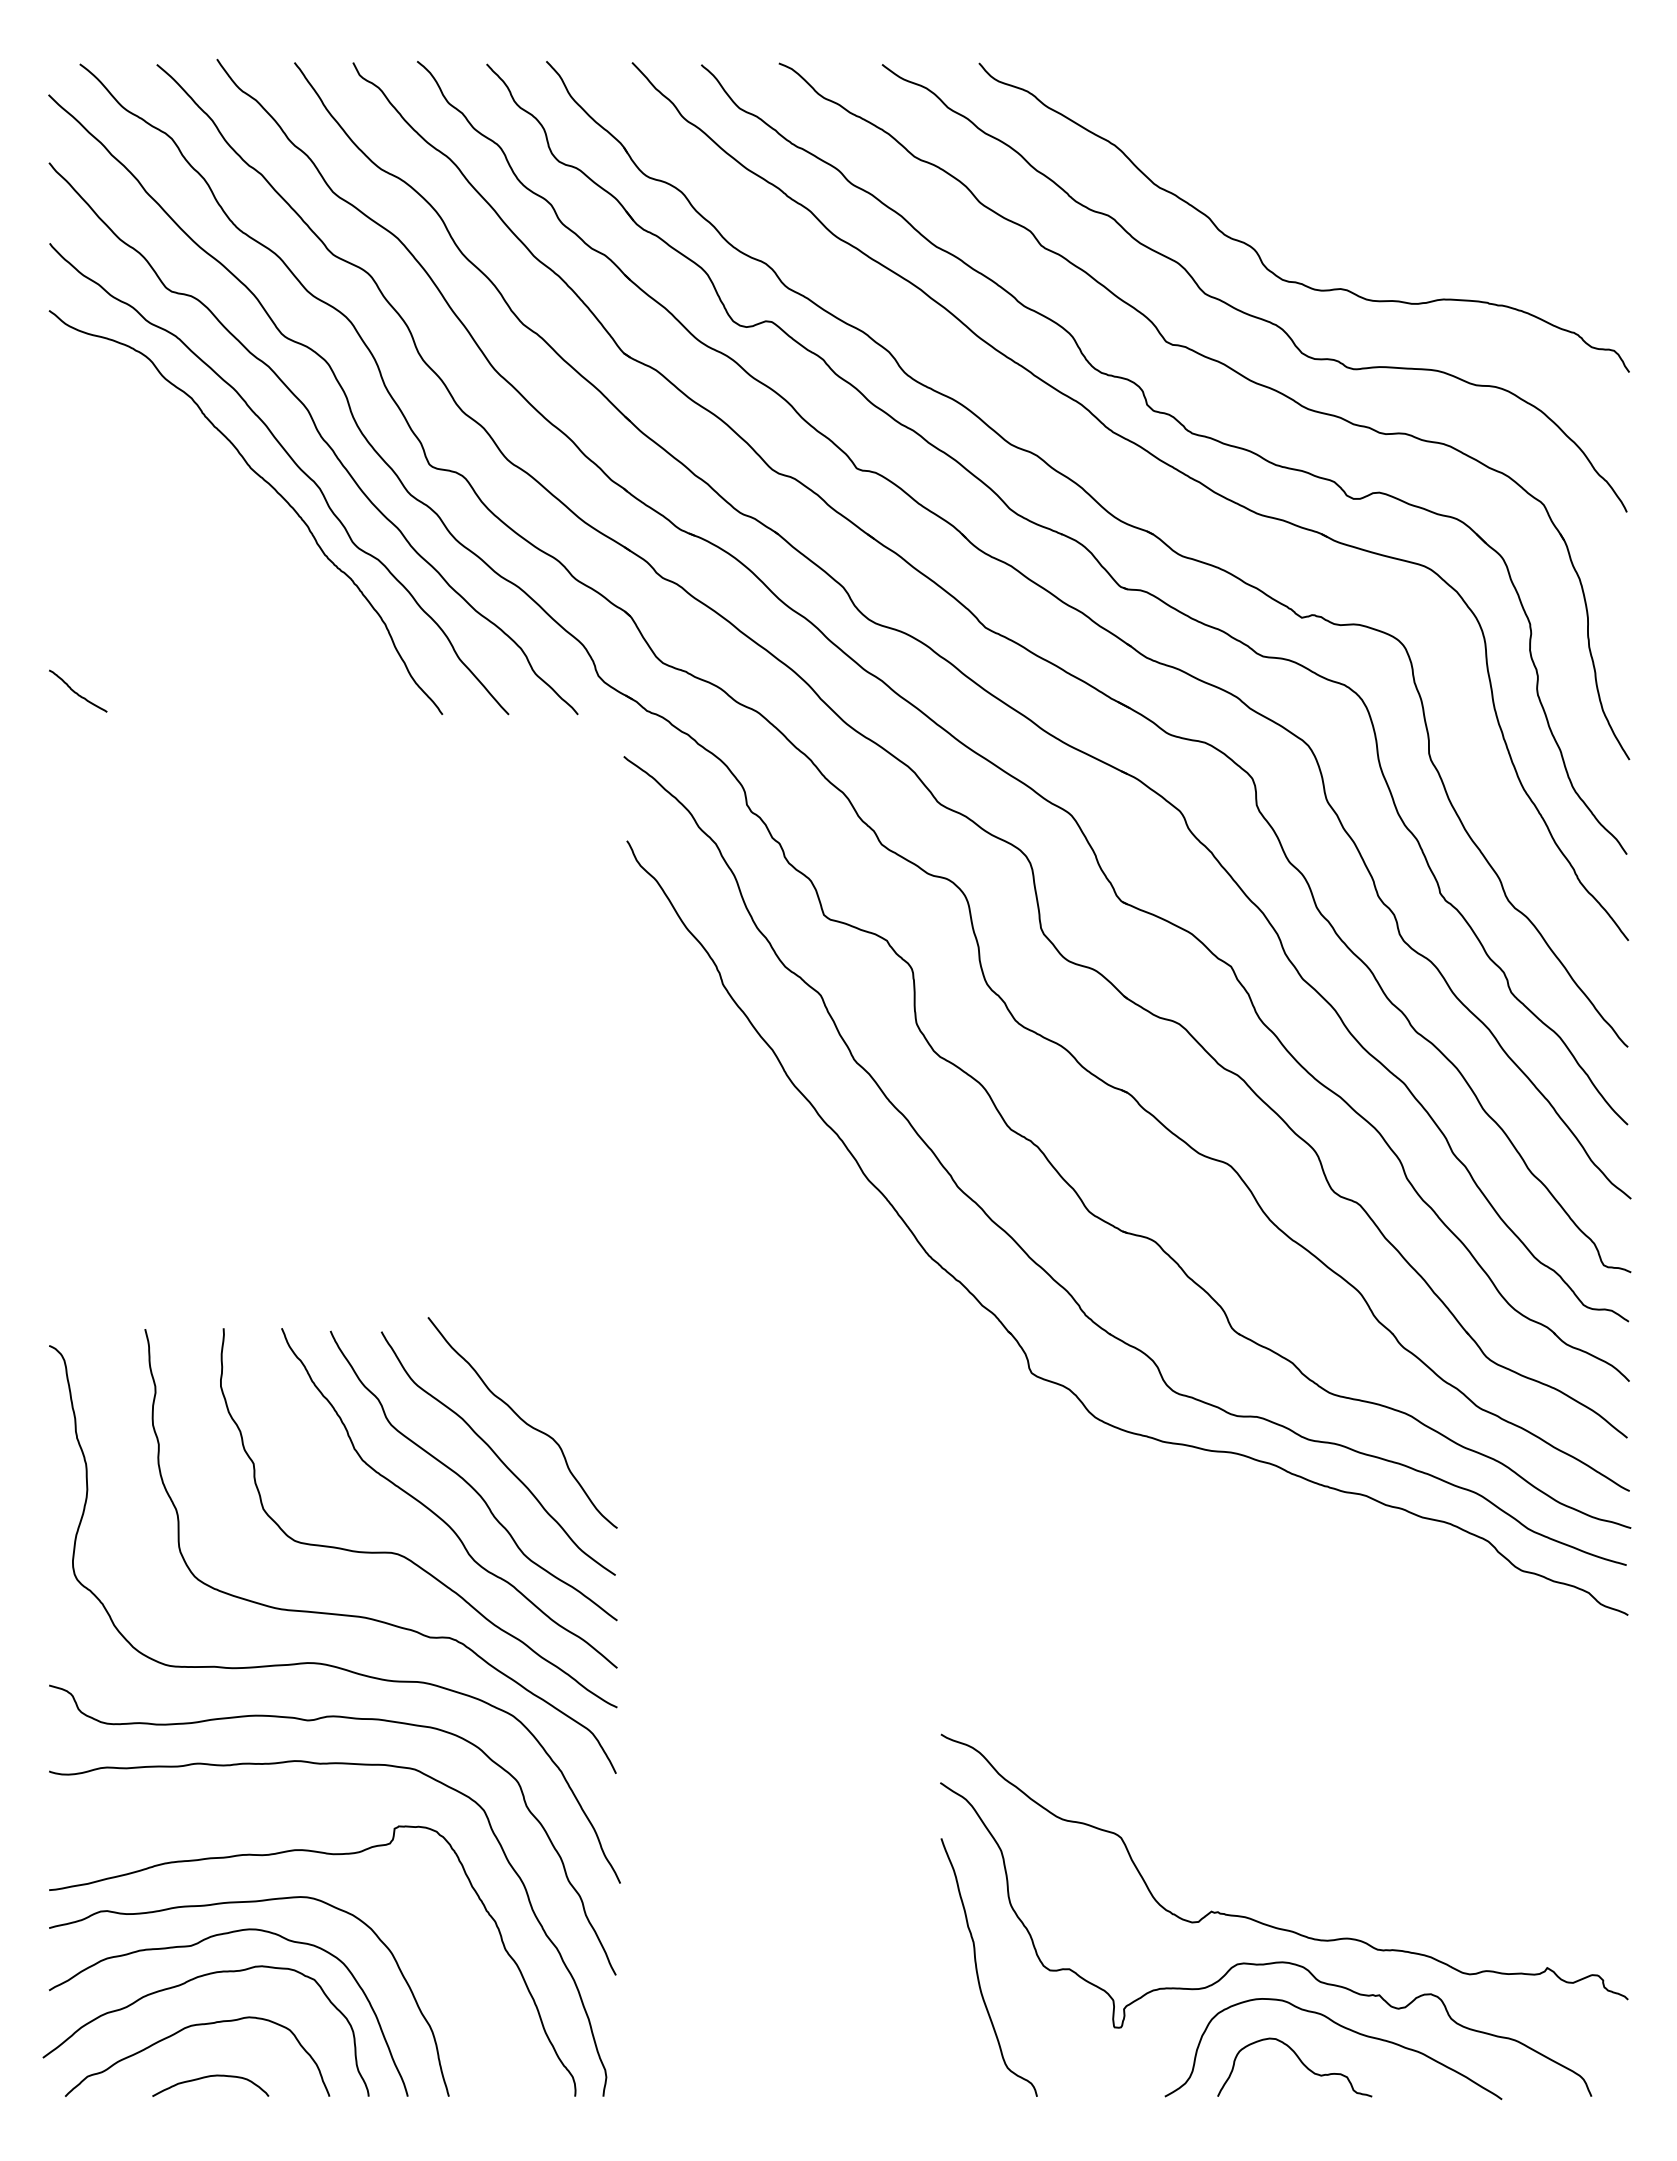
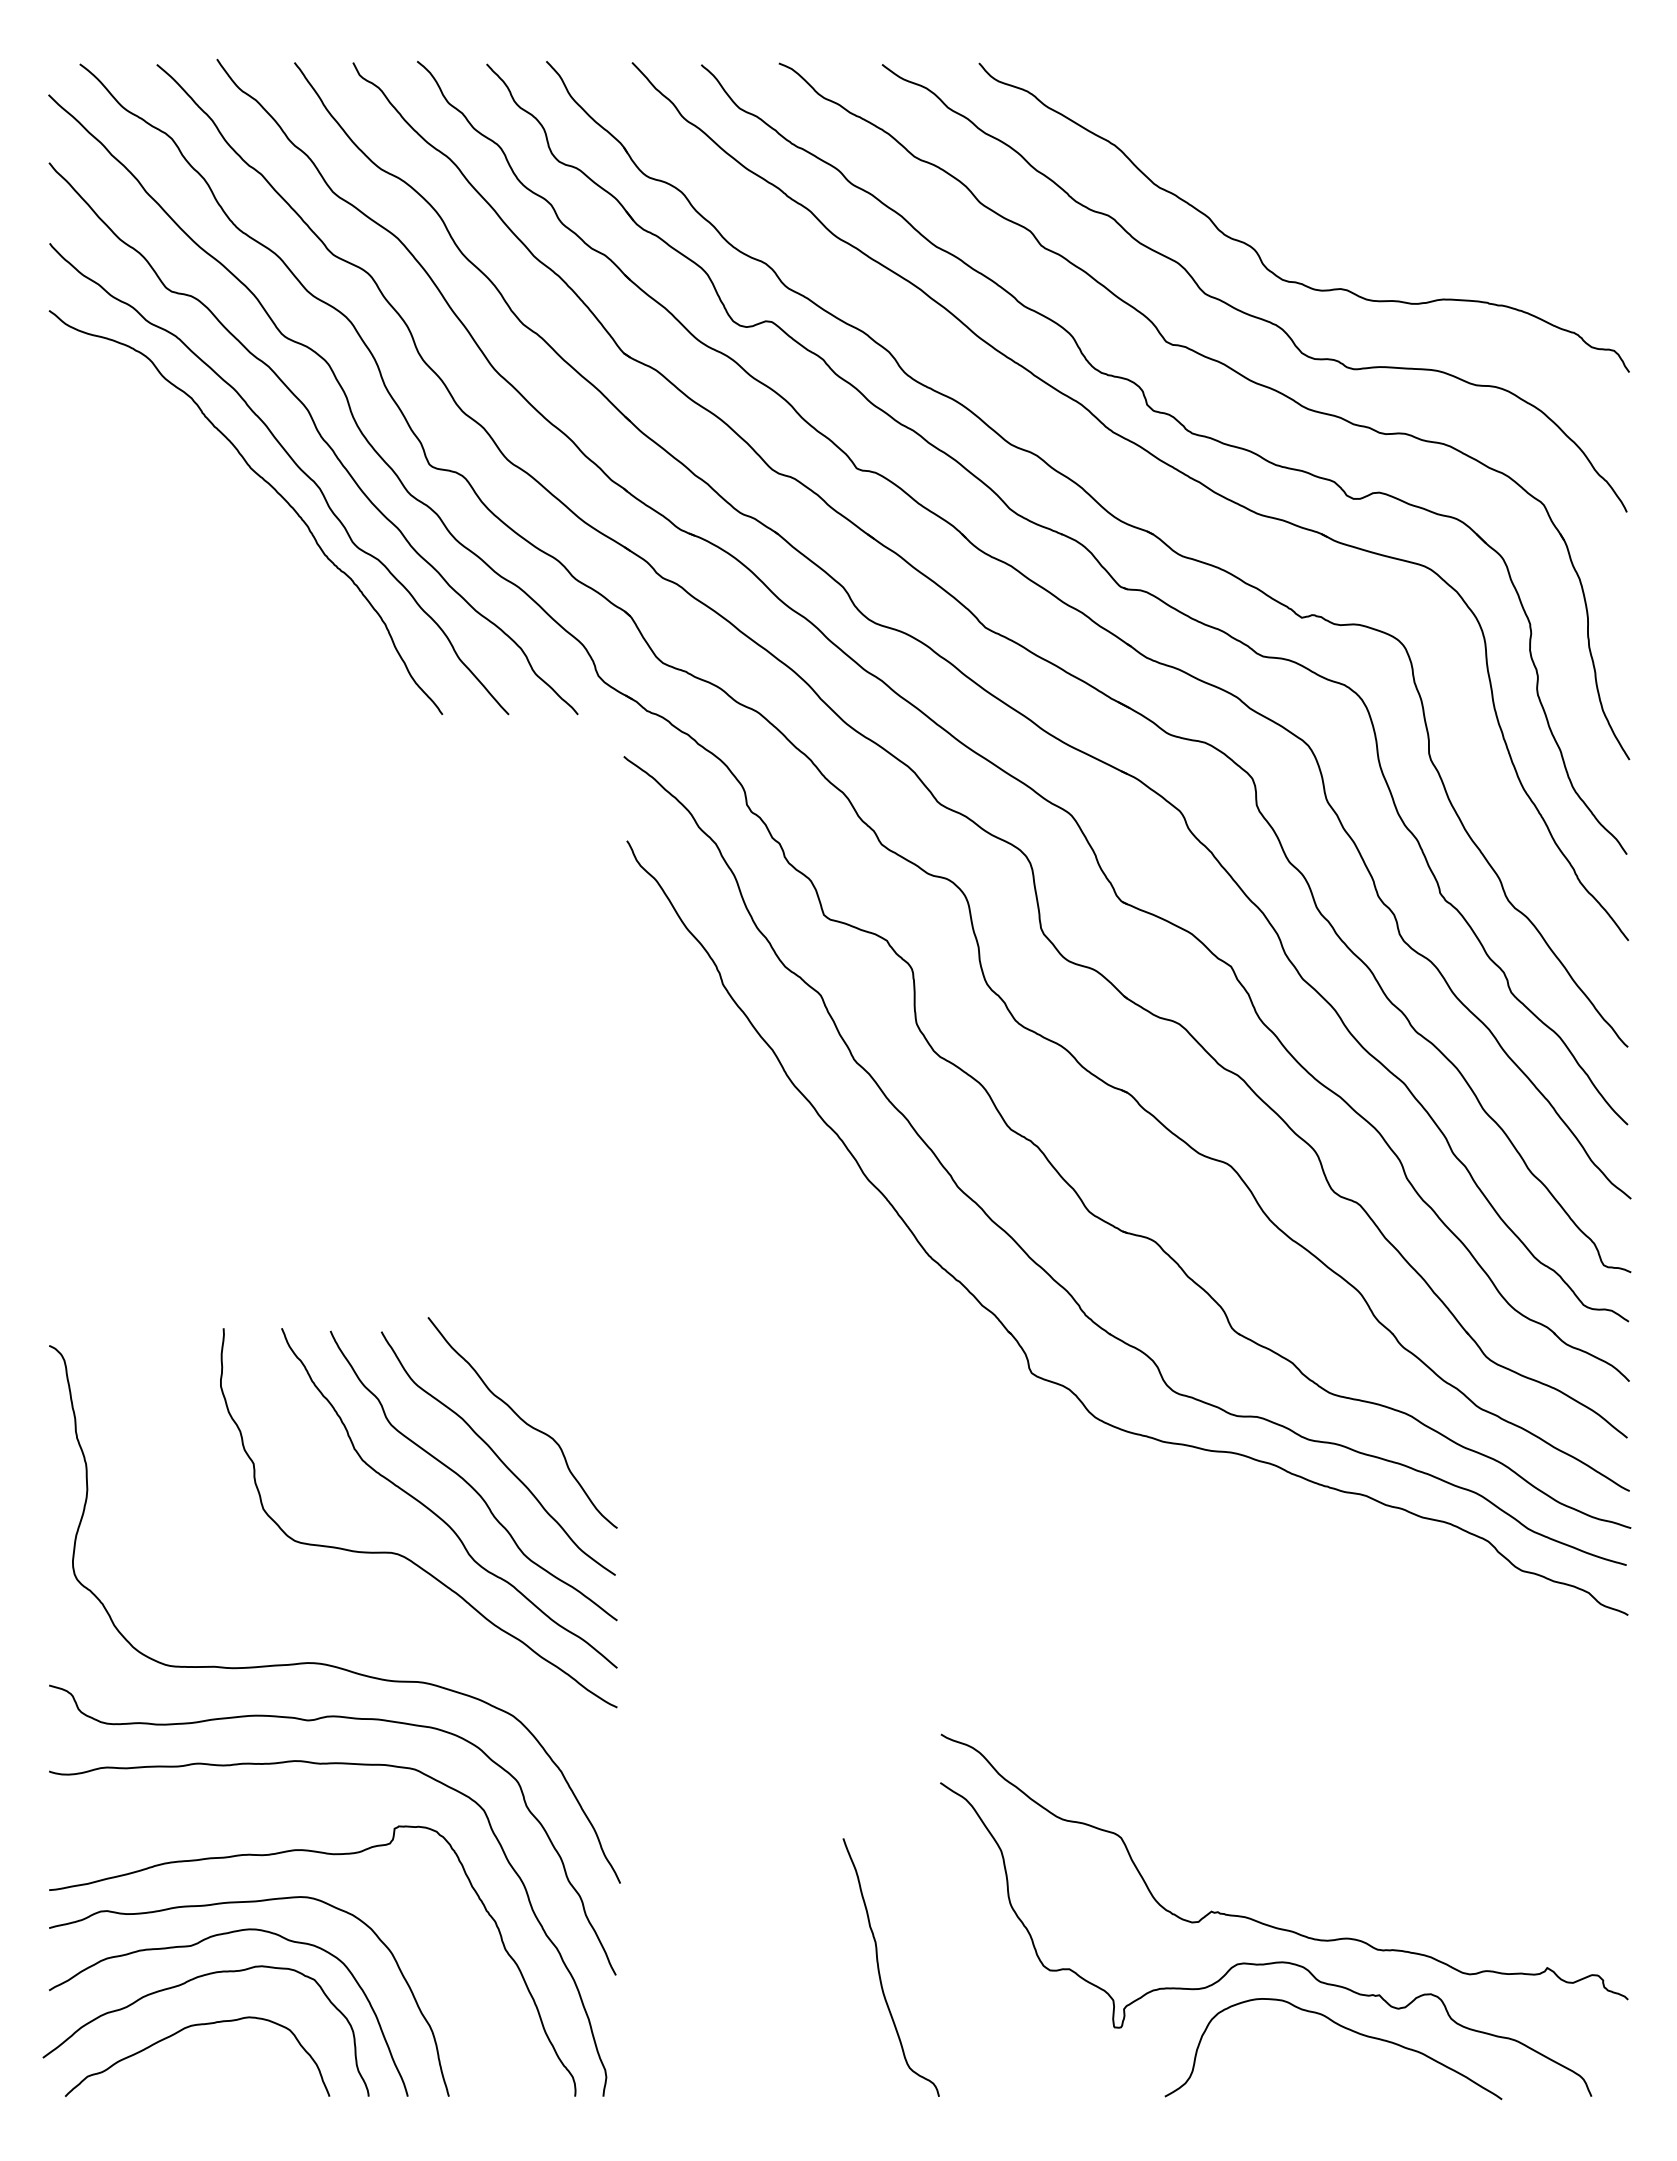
curve: present -> none (77, 692)
curve: present -> none (365, 1616)
curve position: (977, 1967) -> (879, 1967) (879, 1967)
curve: present -> none (1300, 2062)
curve: present -> none (209, 2077)
